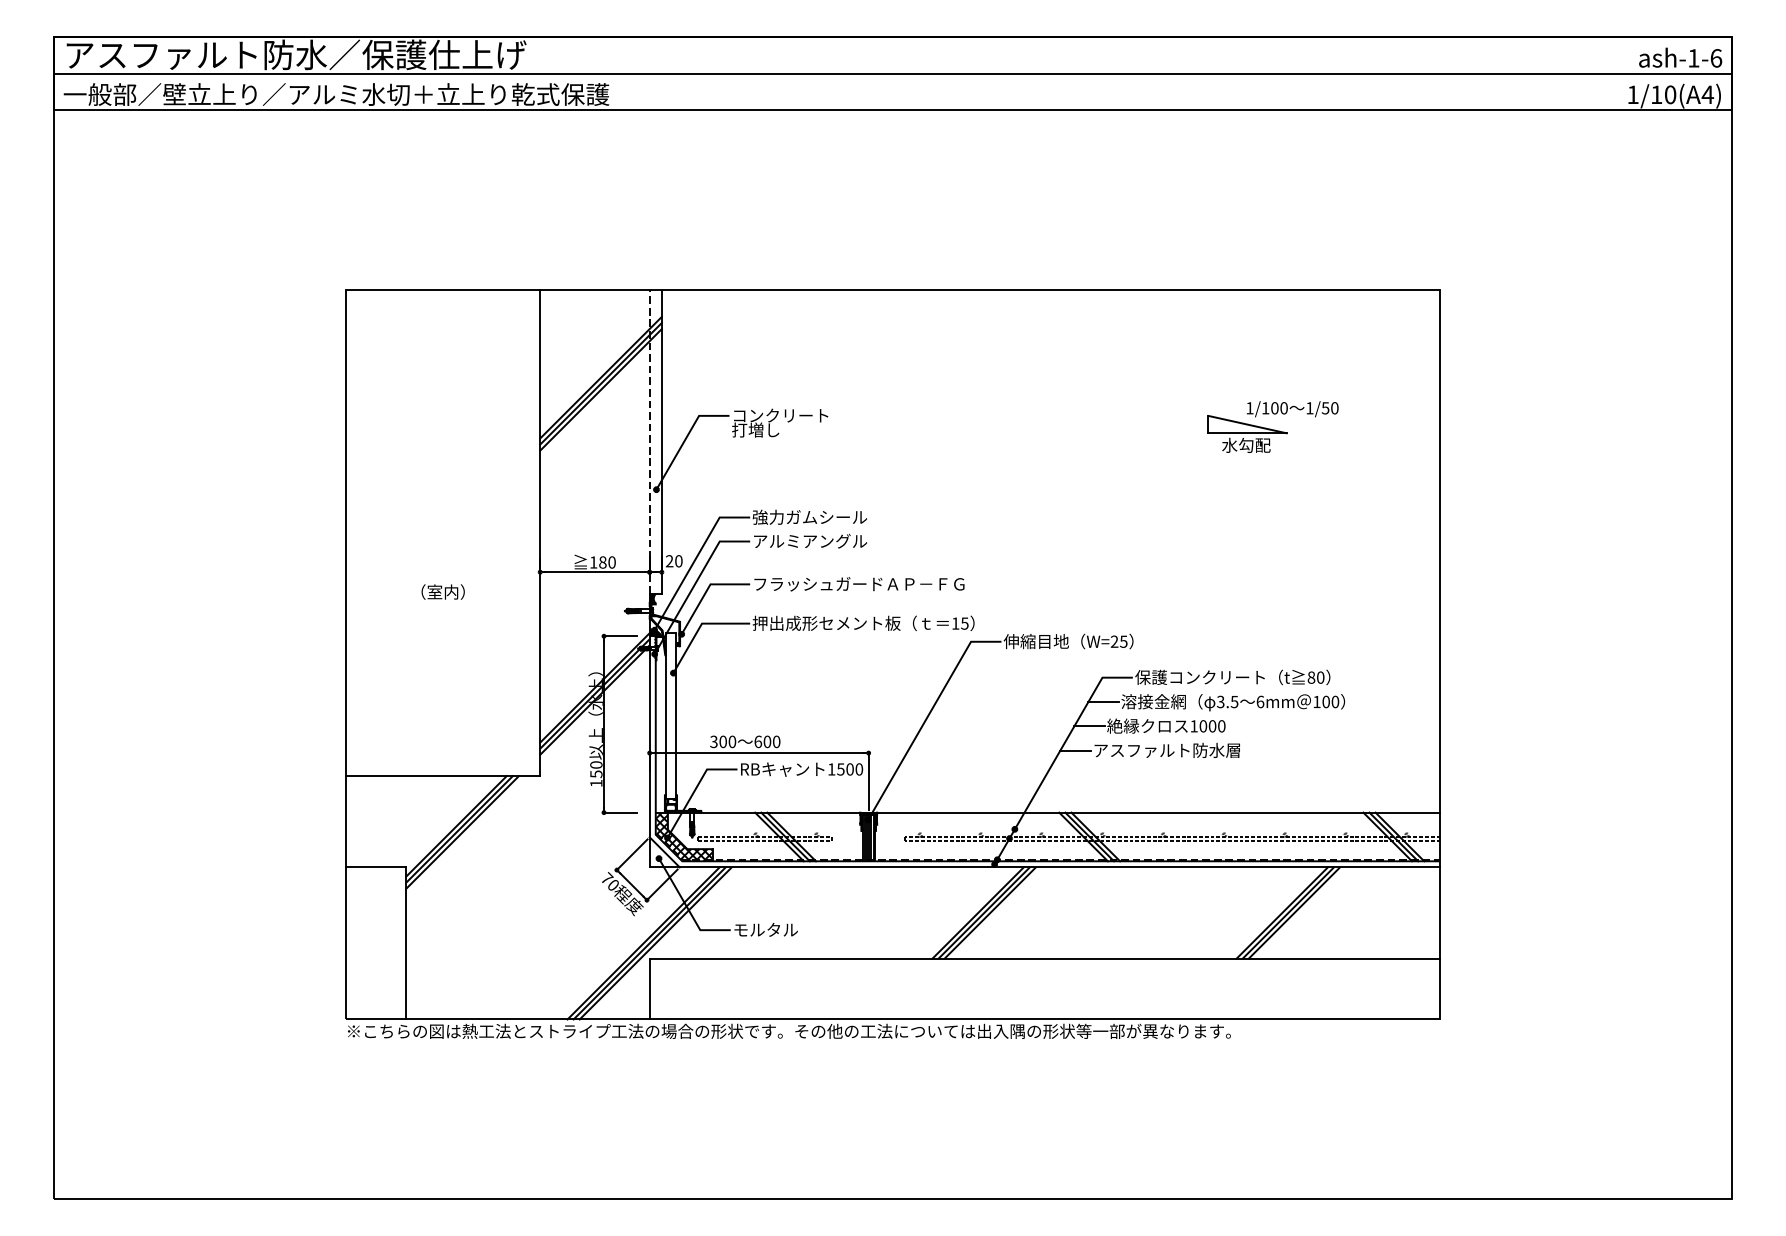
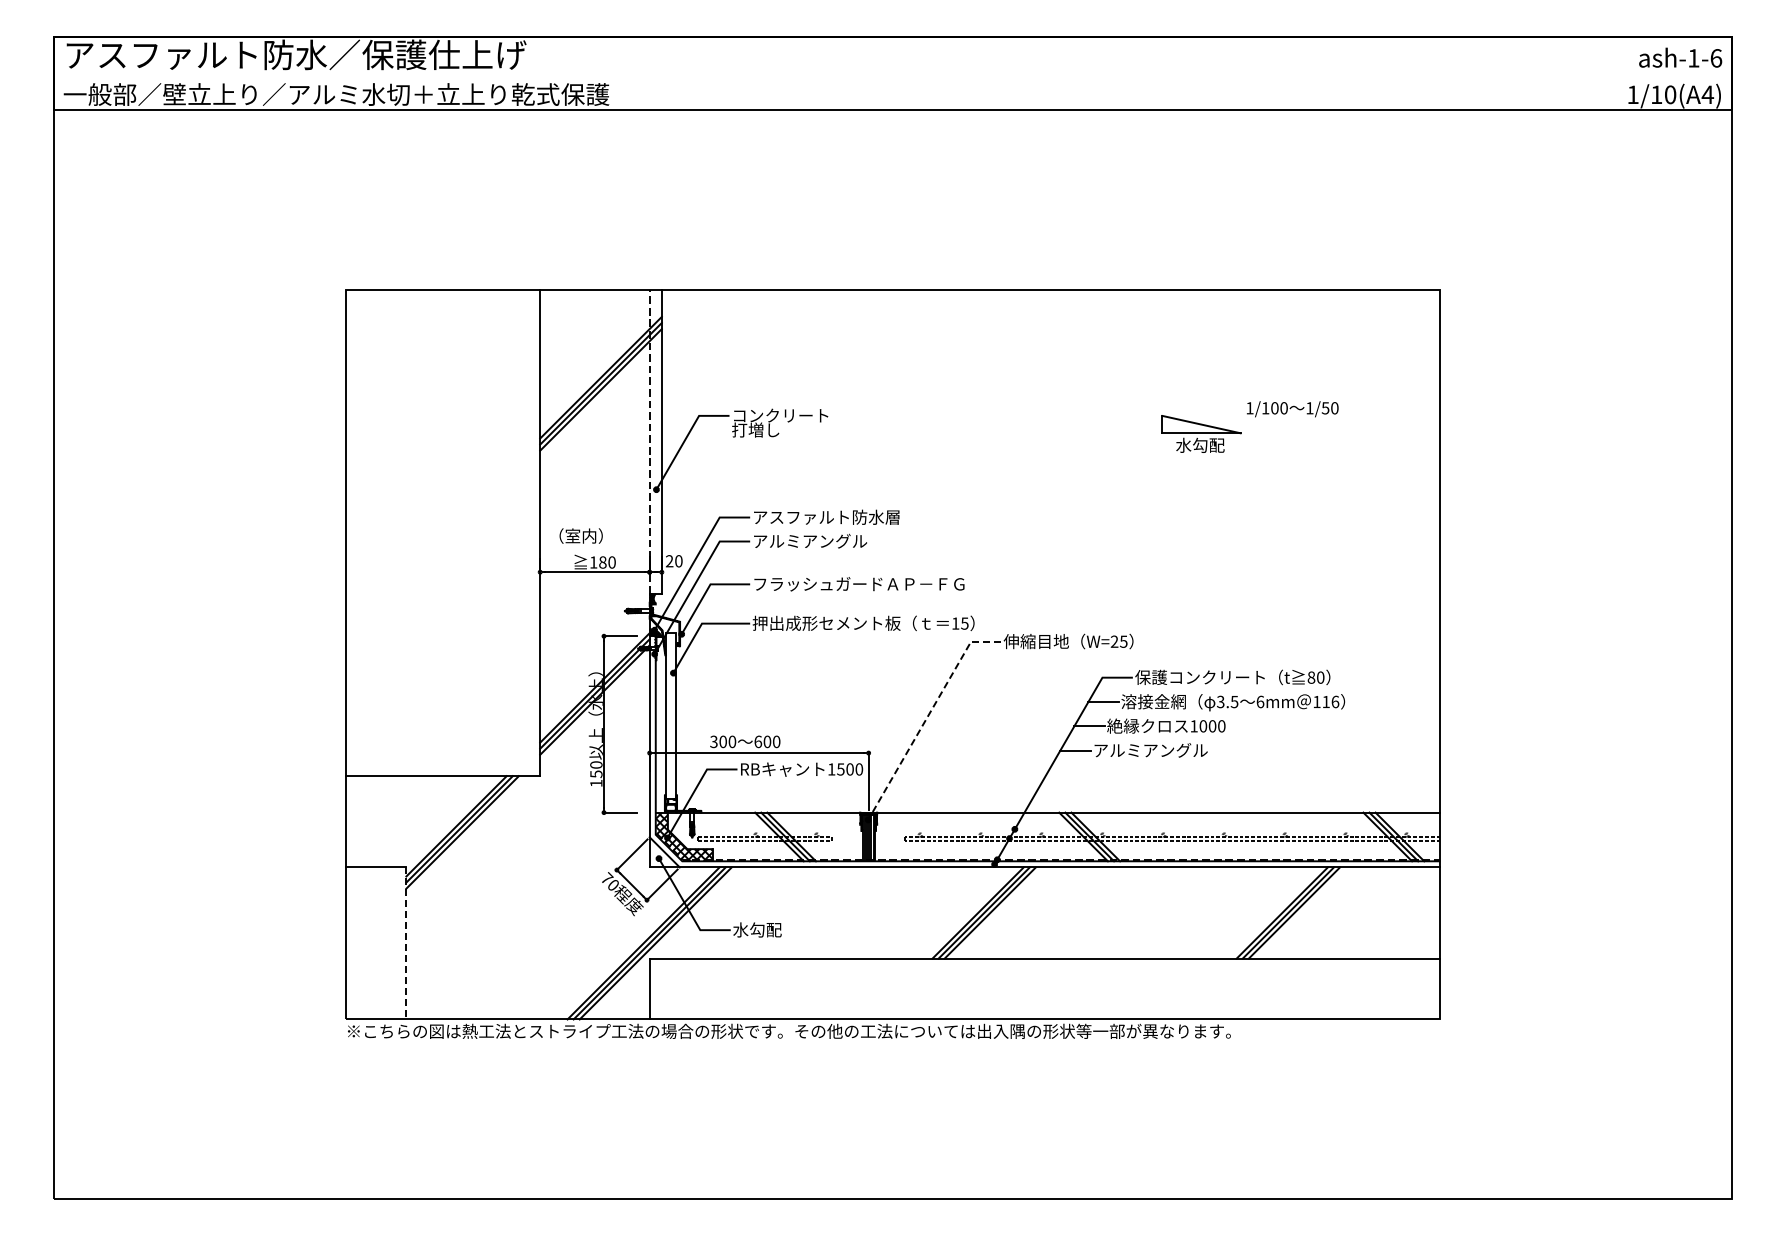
line: present -> none (892, 73)
part position: (1247, 433) -> (1201, 433) (1201, 433)
text: 強力ガムシール -> アスファルト防水層 (825, 516)
text position: (442, 591) -> (580, 535) (580, 535)
text: 100 -> 116 (1330, 701)
line: solid -> dashed (927, 717)
text: アスファルト防水層 -> アルミアングル (1174, 749)
text: モルタル -> 水勾配 (765, 929)
line: solid -> dashed (406, 943)
